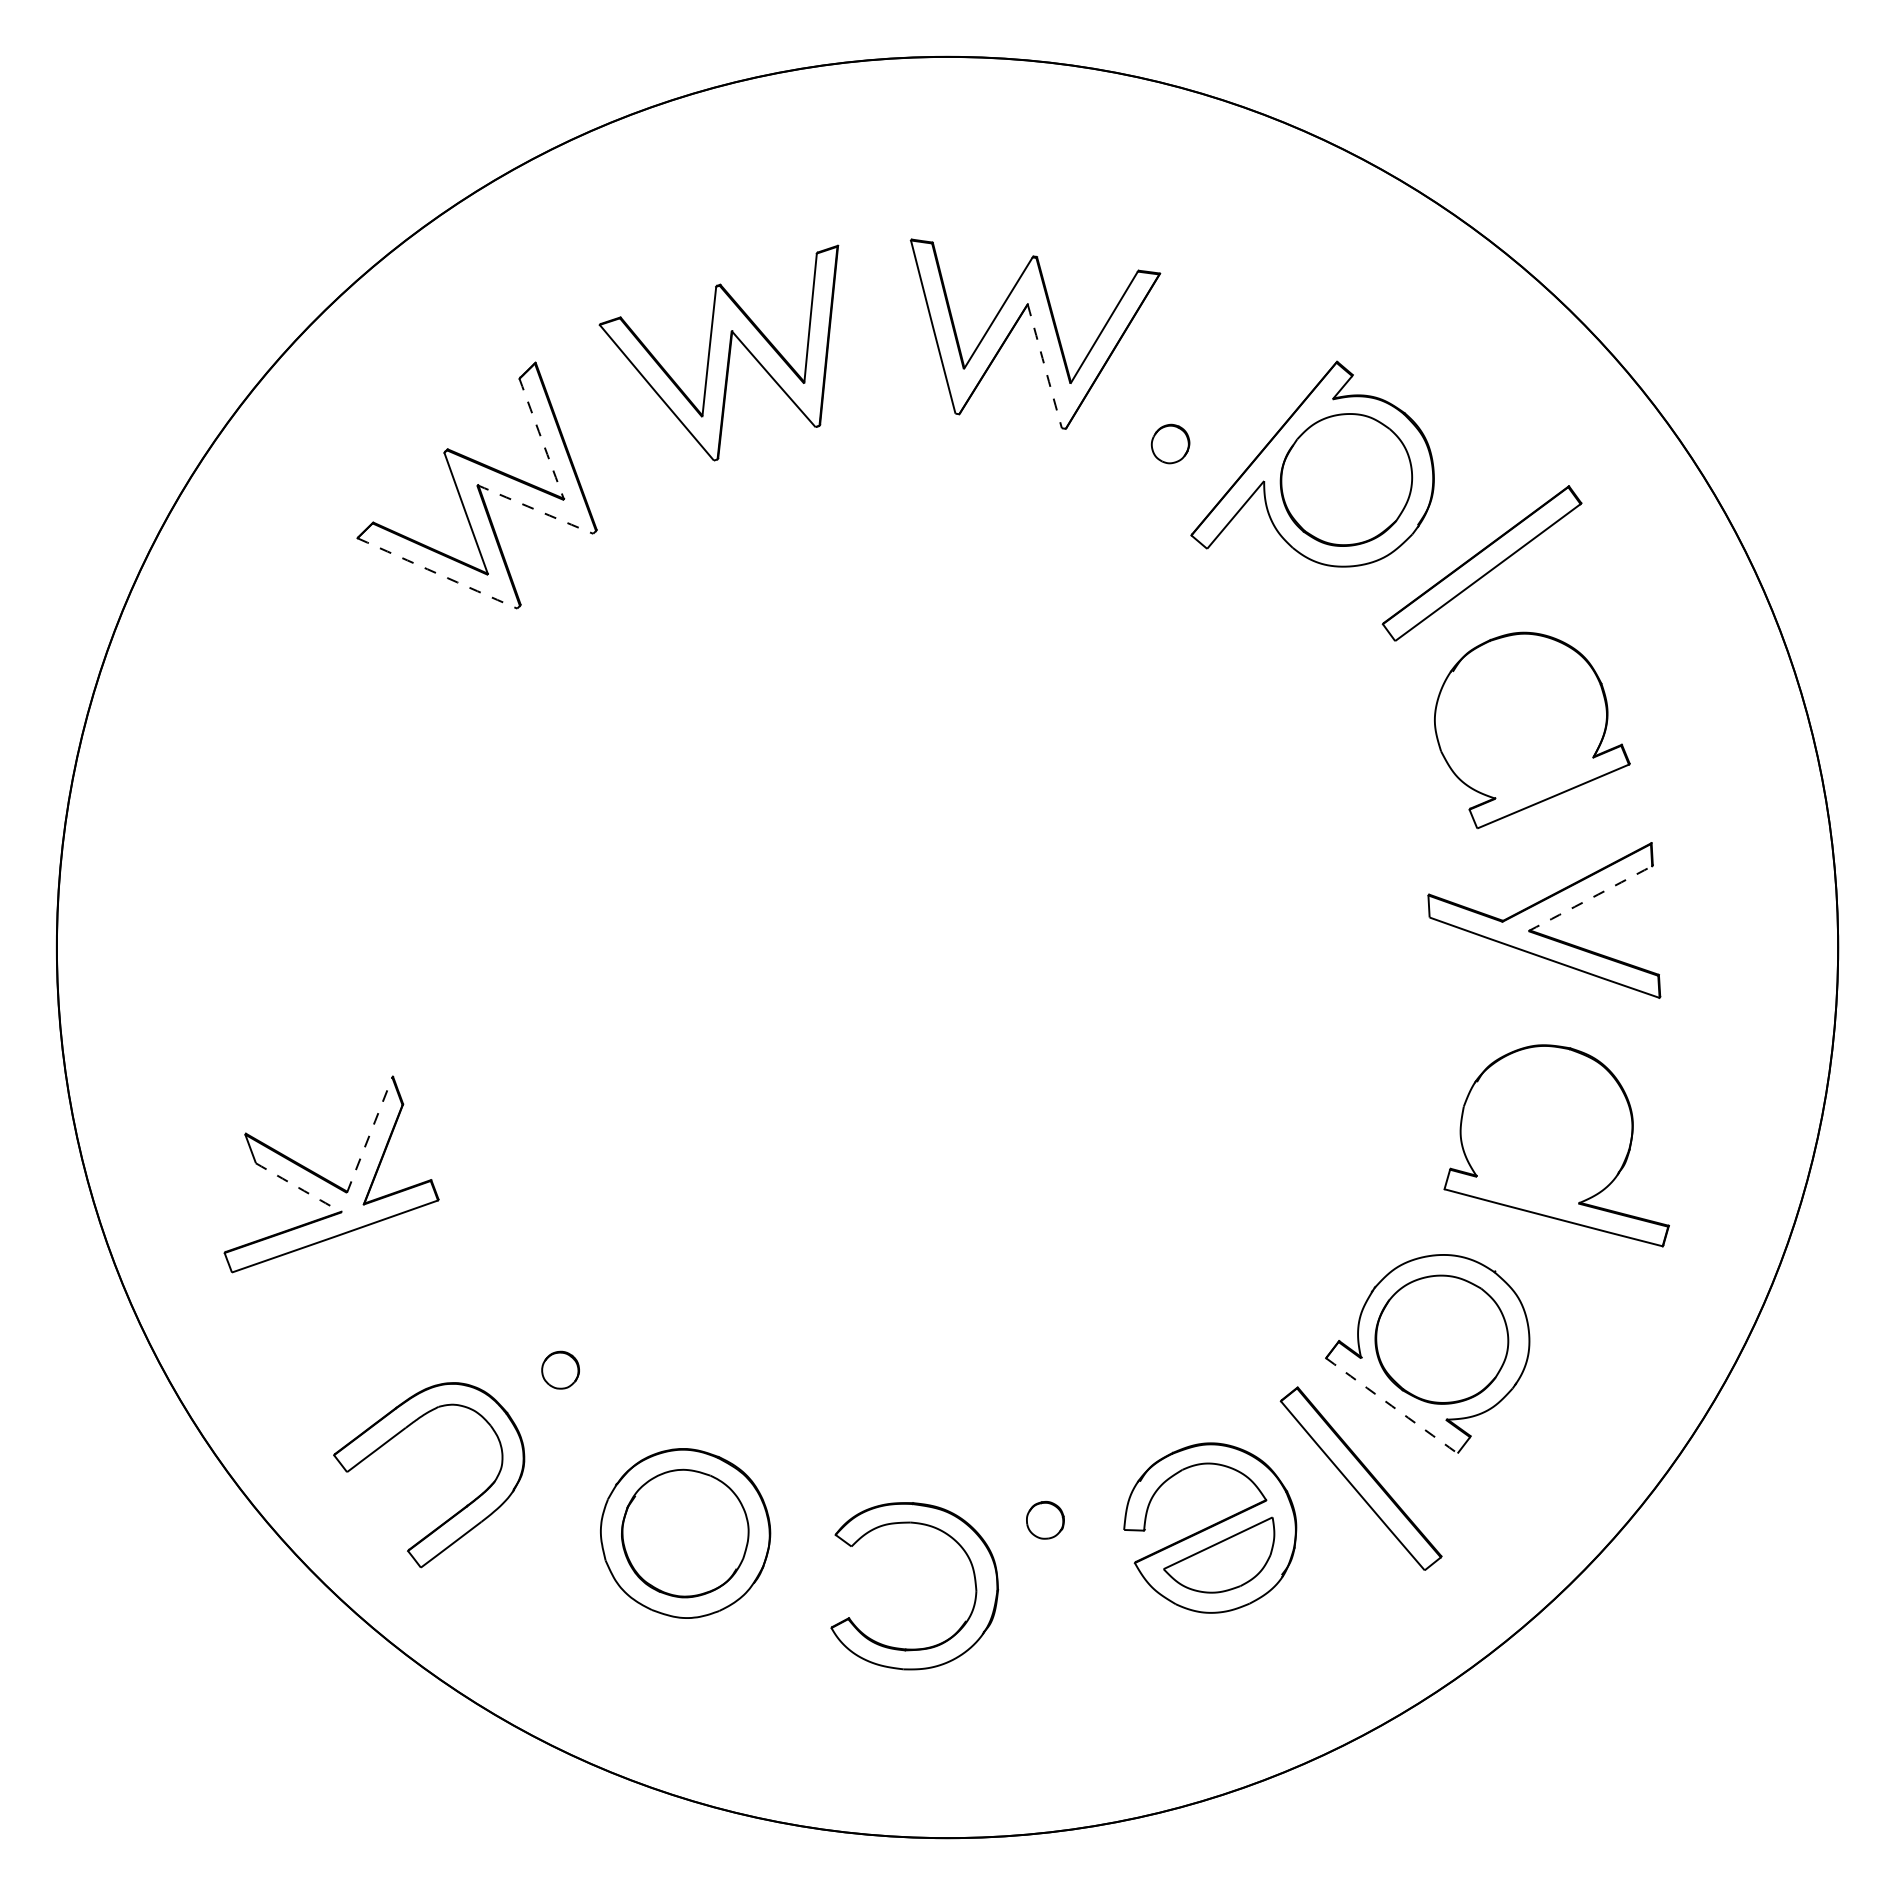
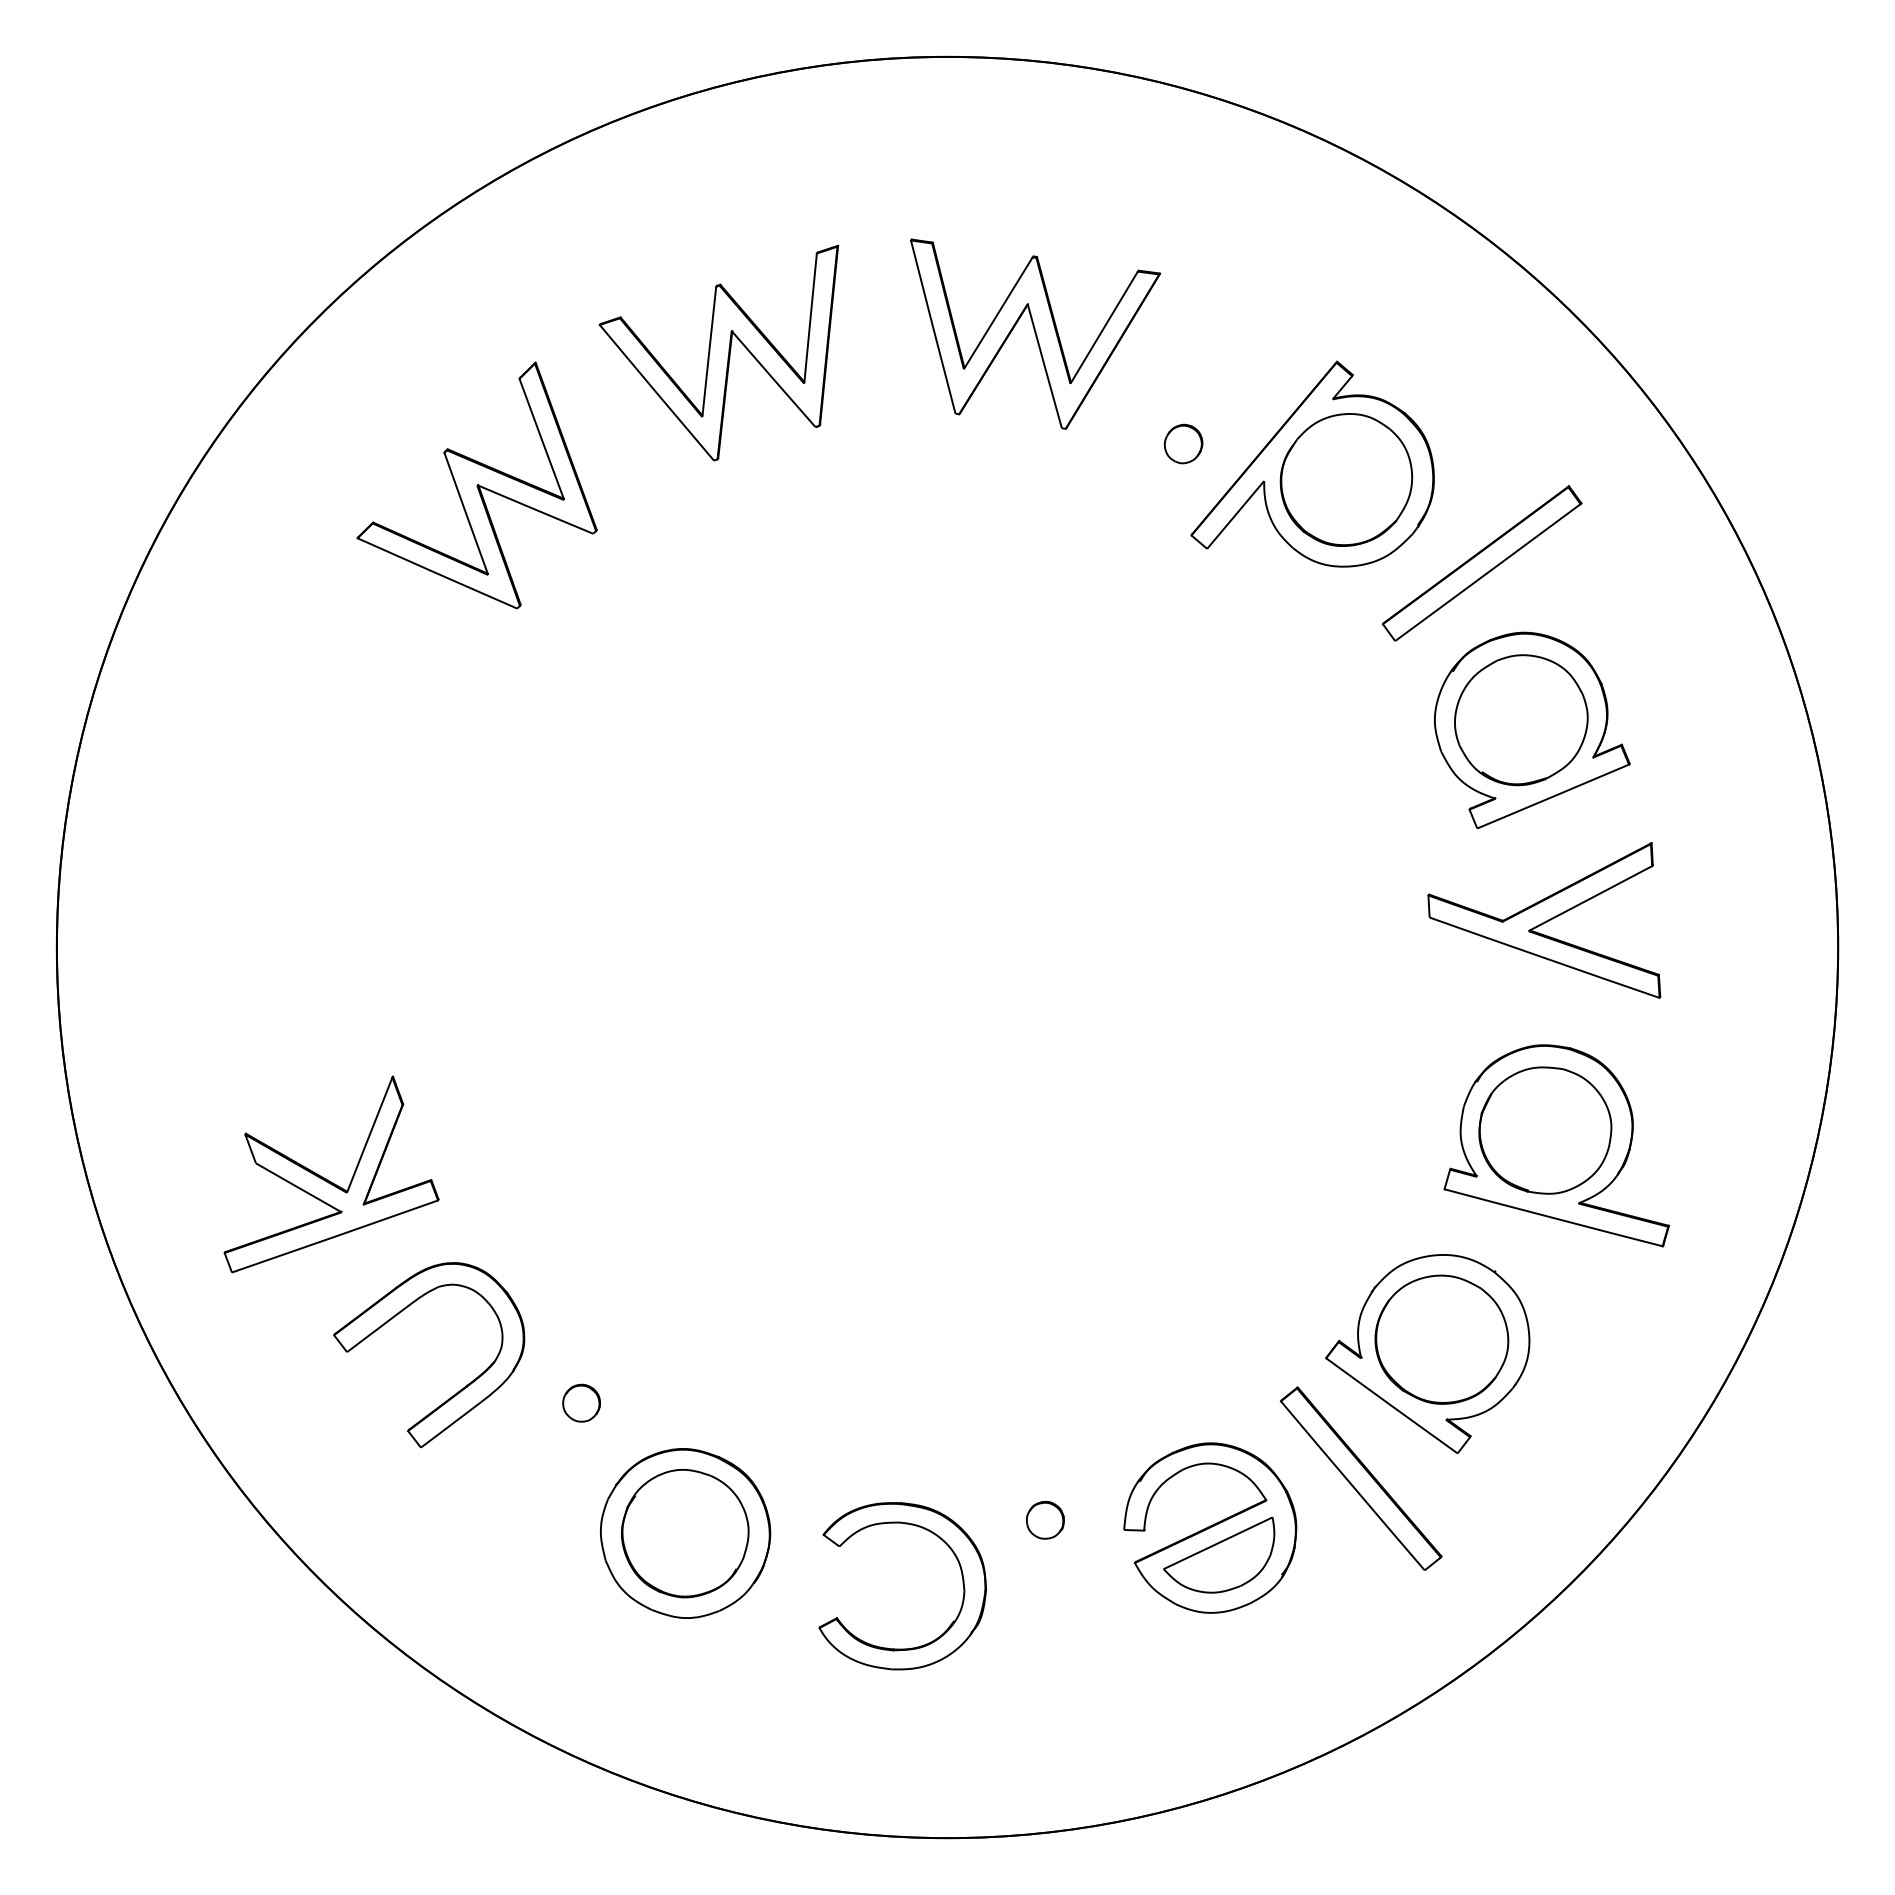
arc: dashed -> solid (1044, 366)
arc: dashed -> solid (541, 439)
part position: (1170, 443) -> (1183, 443) (1183, 443)
arc: dashed -> solid (535, 509)
arc: dashed -> solid (437, 573)
part: none -> present (1521, 720)
arc: dashed -> solid (1590, 898)
part: none -> present (1545, 1130)
line: dashed -> solid (369, 1134)
arc: dashed -> solid (298, 1187)
part position: (560, 1369) -> (581, 1402) (581, 1402)
arc: dashed -> solid (1391, 1405)
part position: (456, 1512) -> (456, 1392) (456, 1392)
part position: (973, 1576) -> (961, 1576) (961, 1576)
